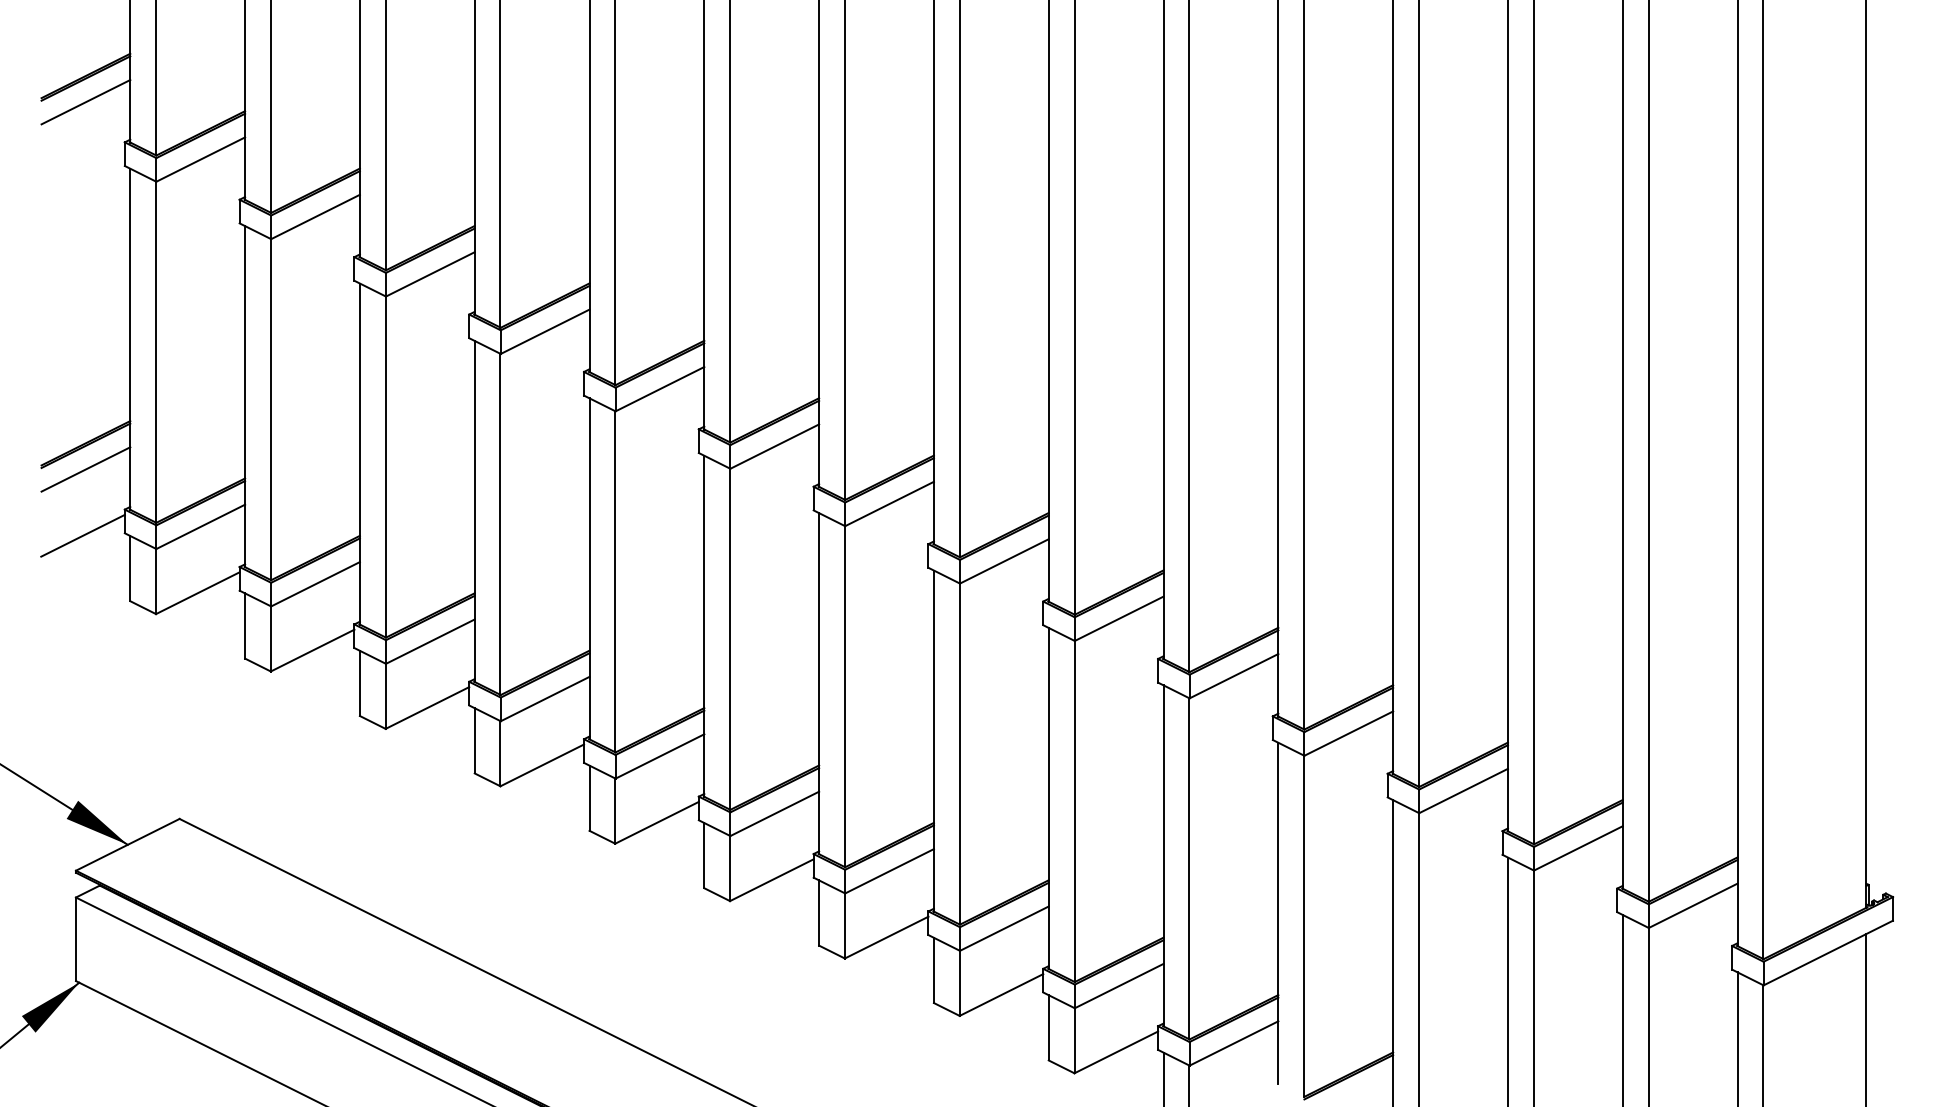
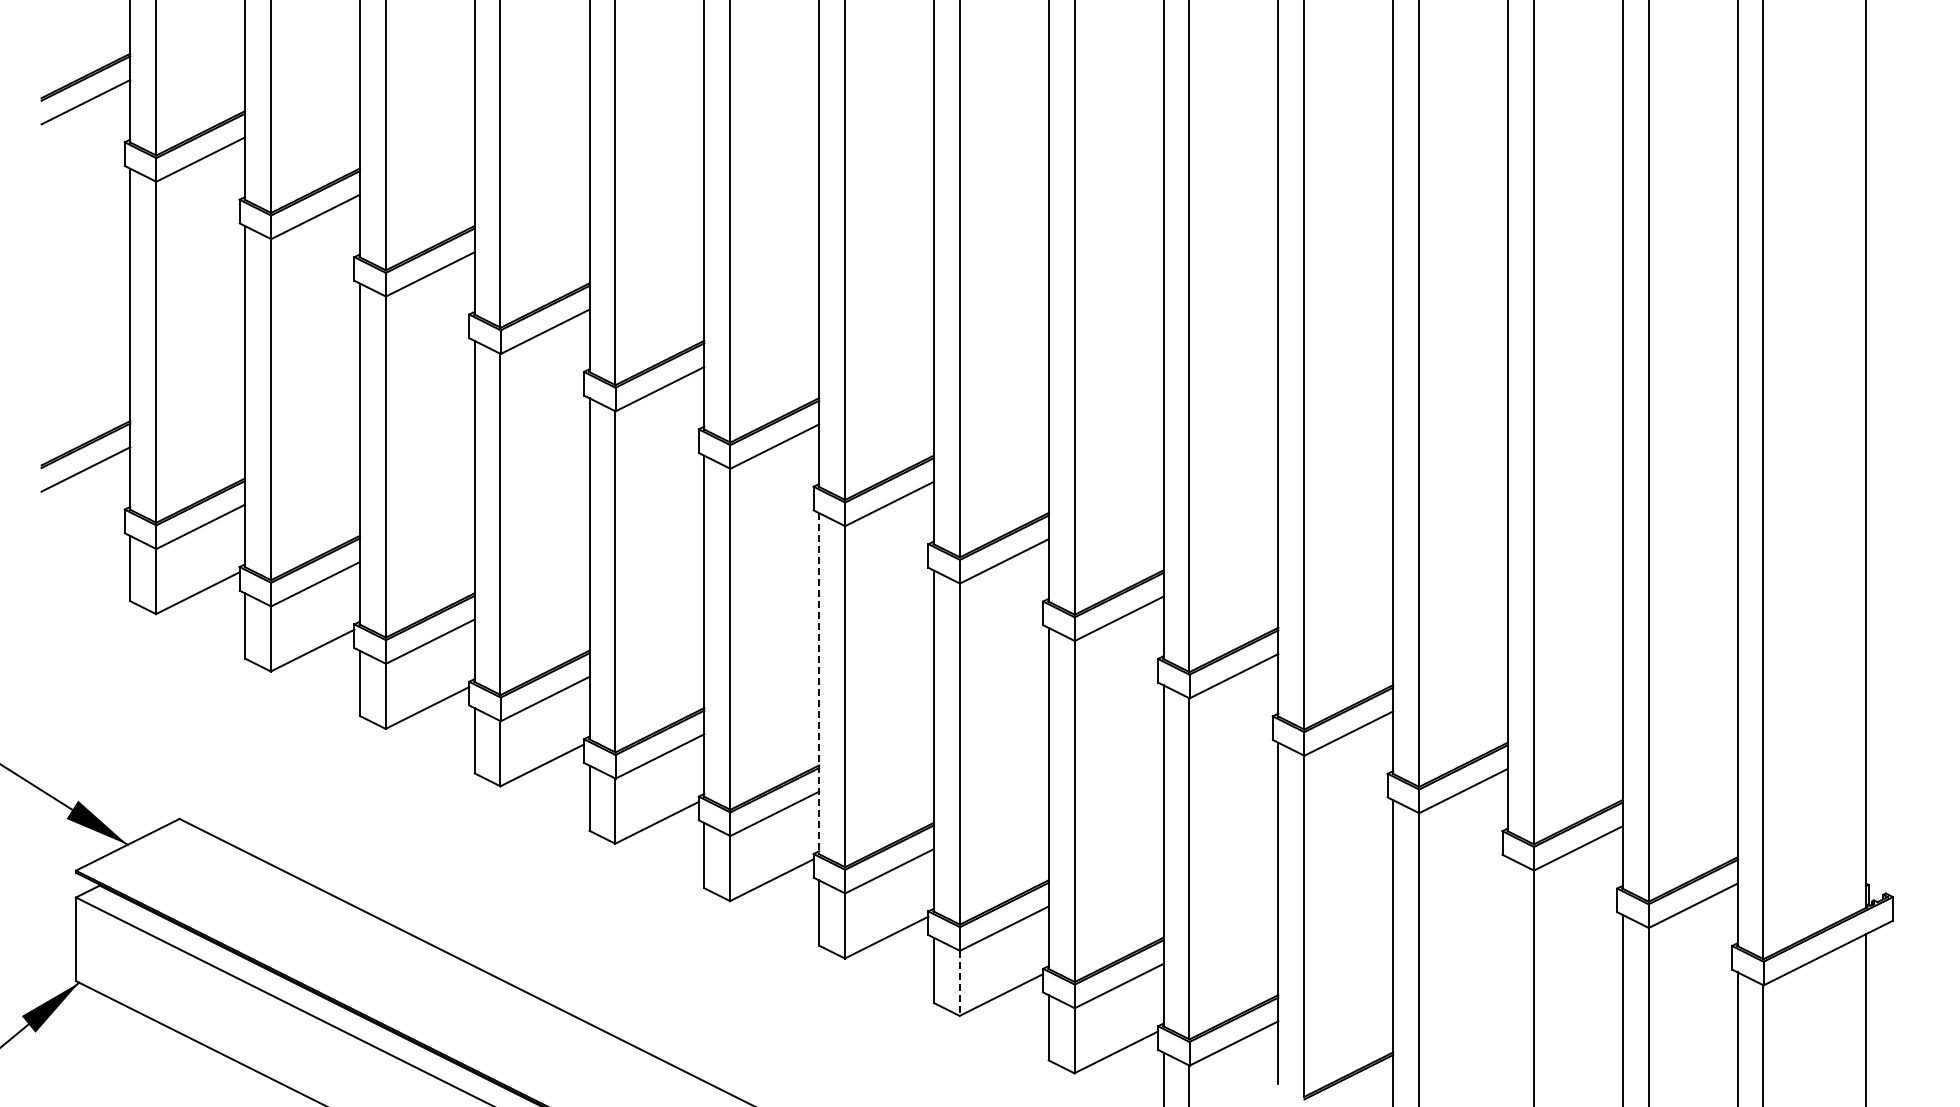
line: present -> none (82, 535)
line: solid -> dashed (819, 683)
line: present -> none (1507, 980)
line: solid -> dashed (959, 983)
